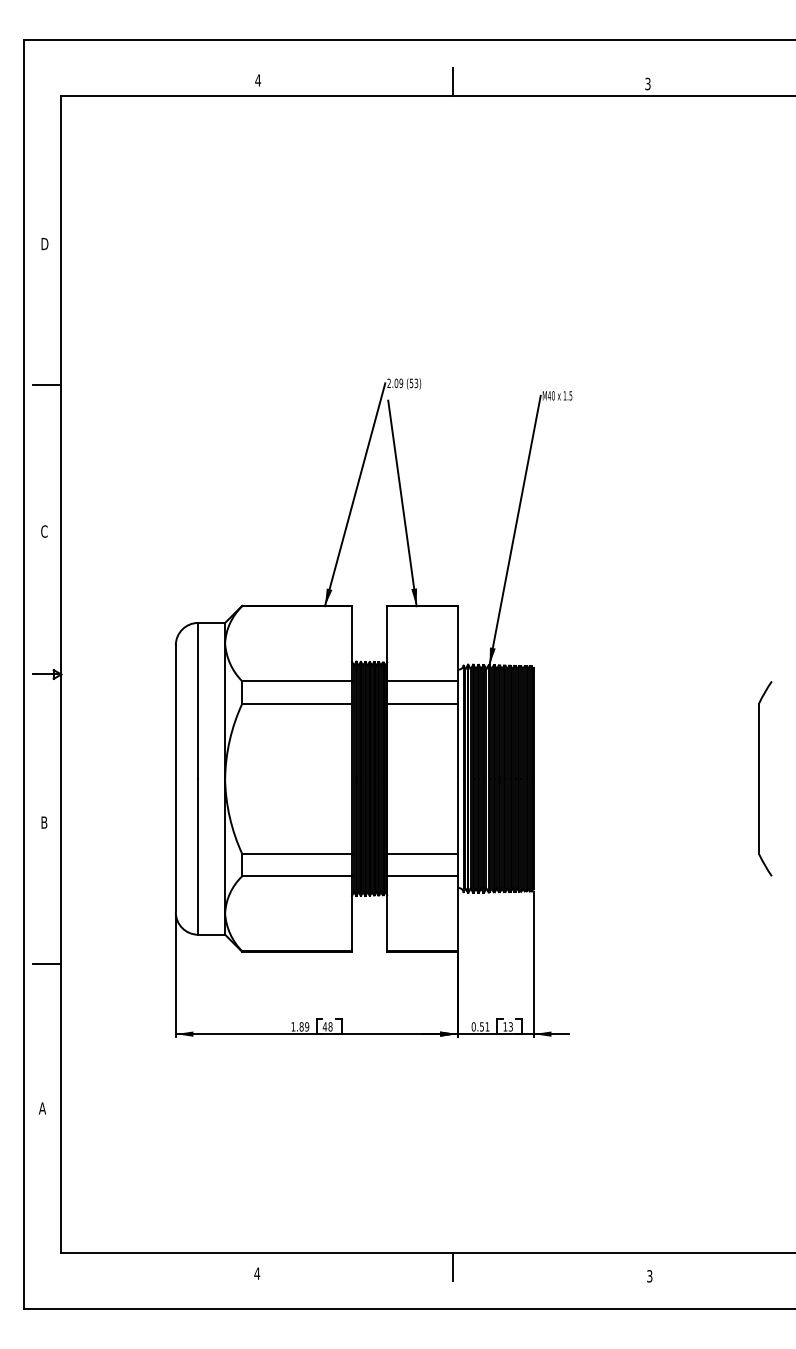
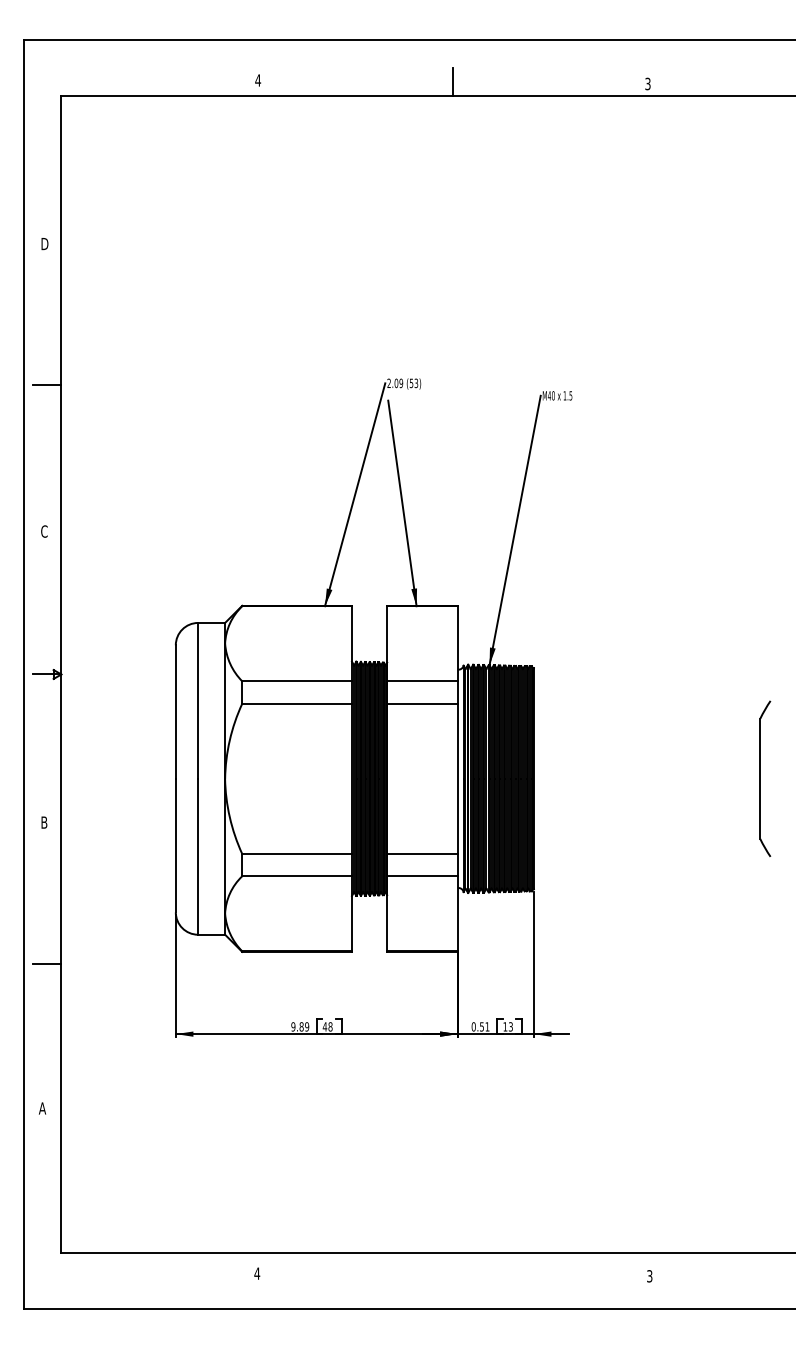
part size: 15x196 px -> 13x157 px (765, 778)
text: 1.89 -> 9.89 (293, 1026)
line: present -> none (453, 1266)
